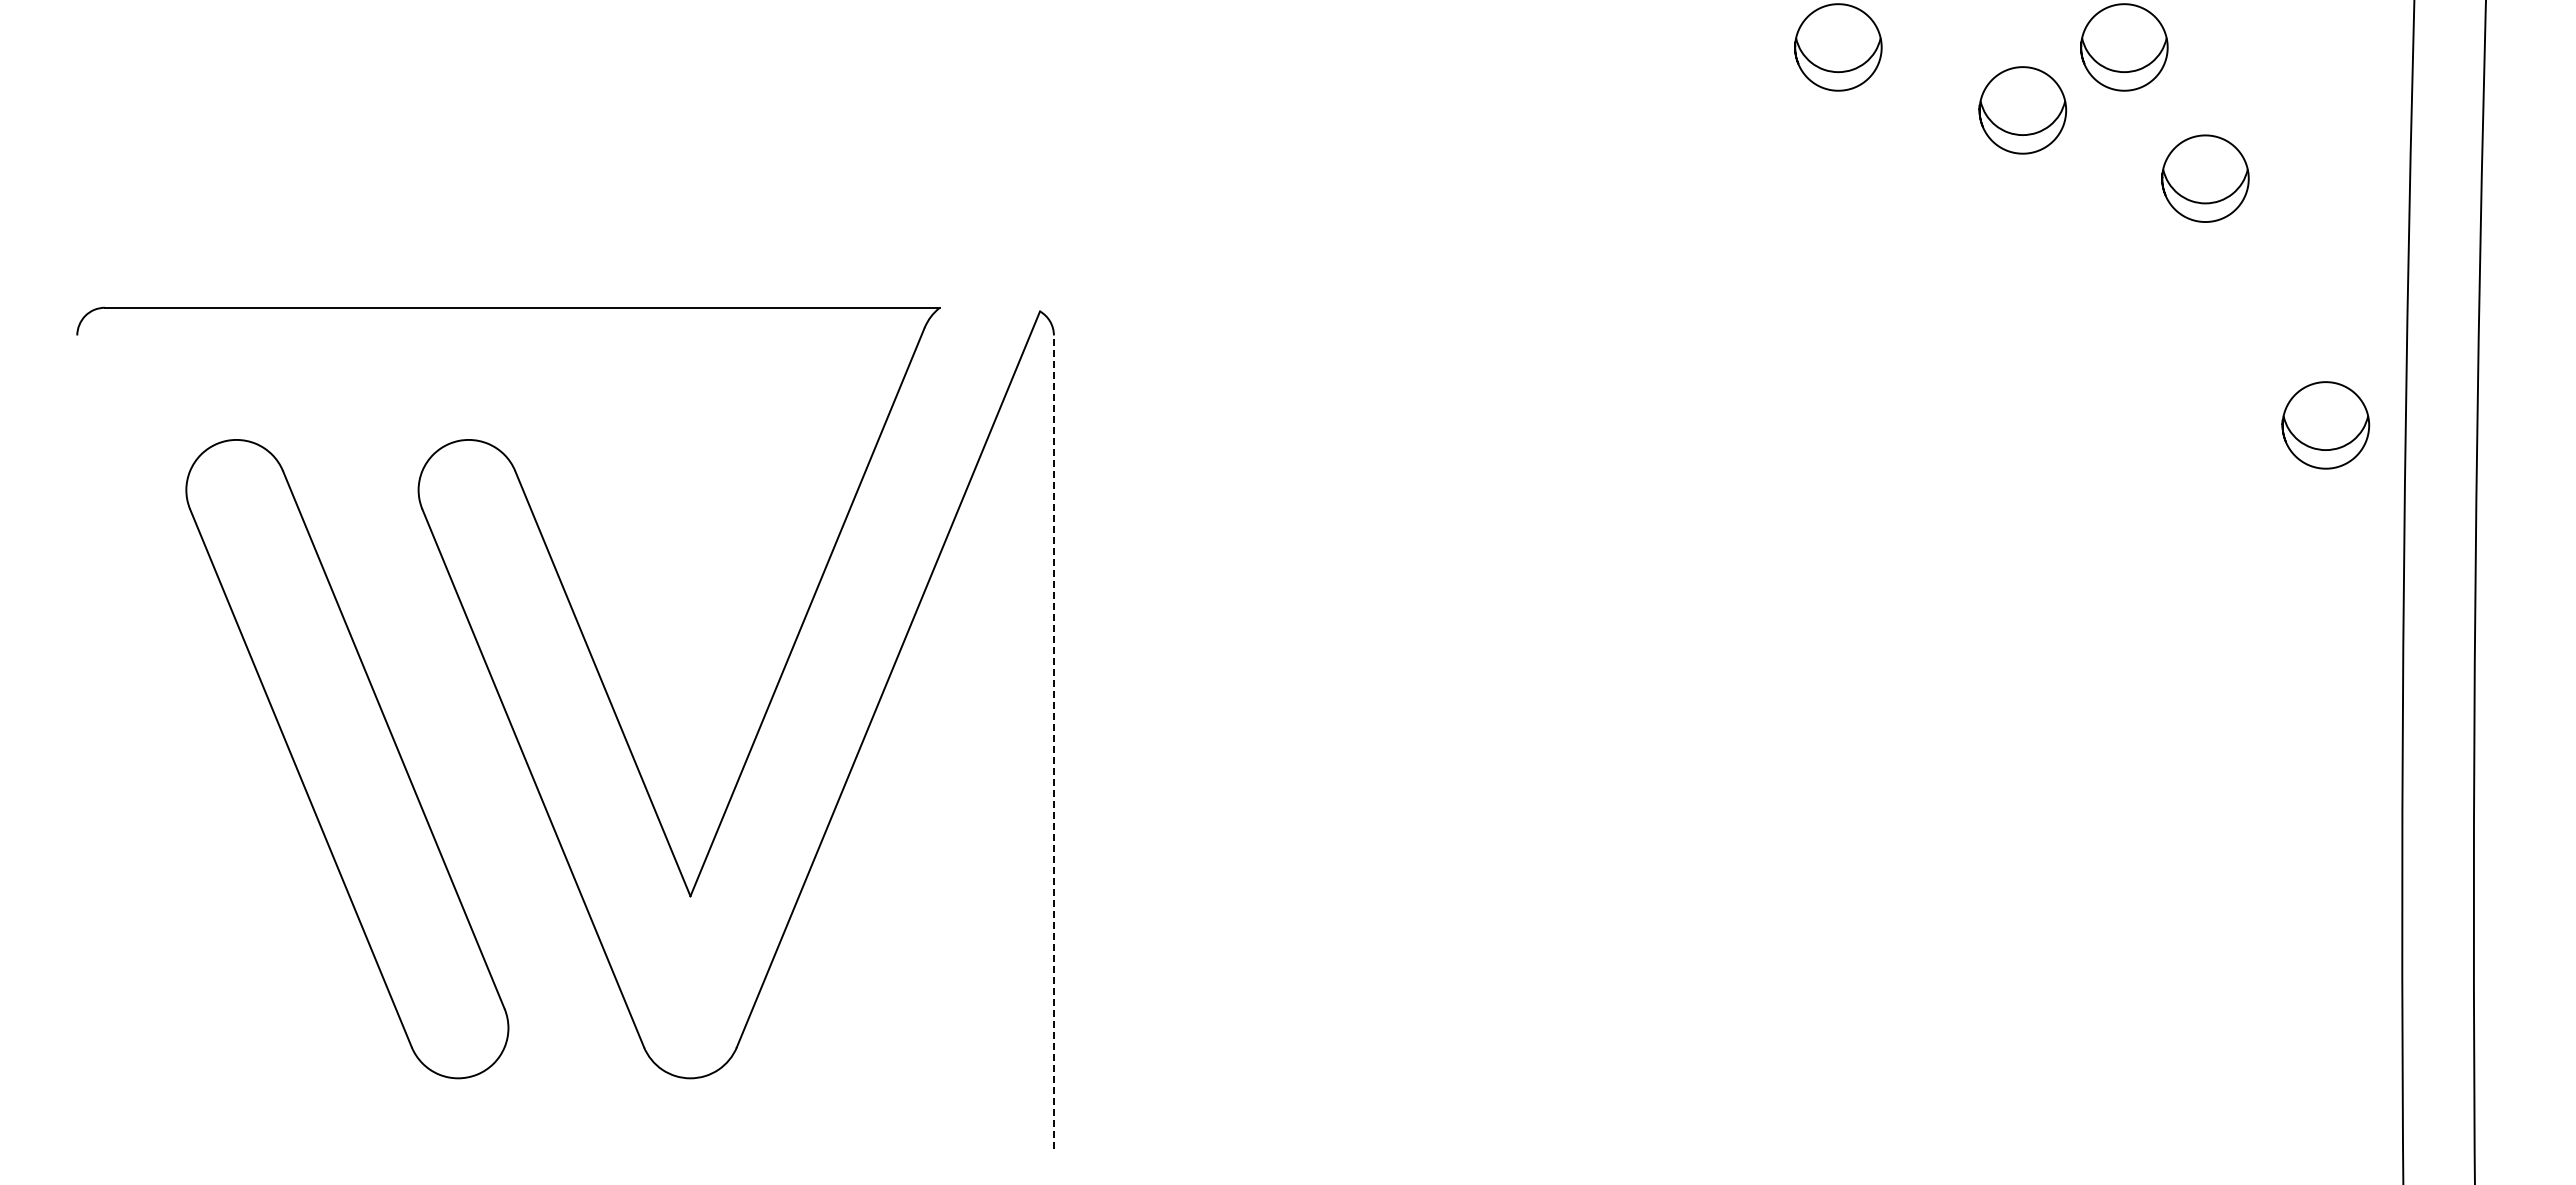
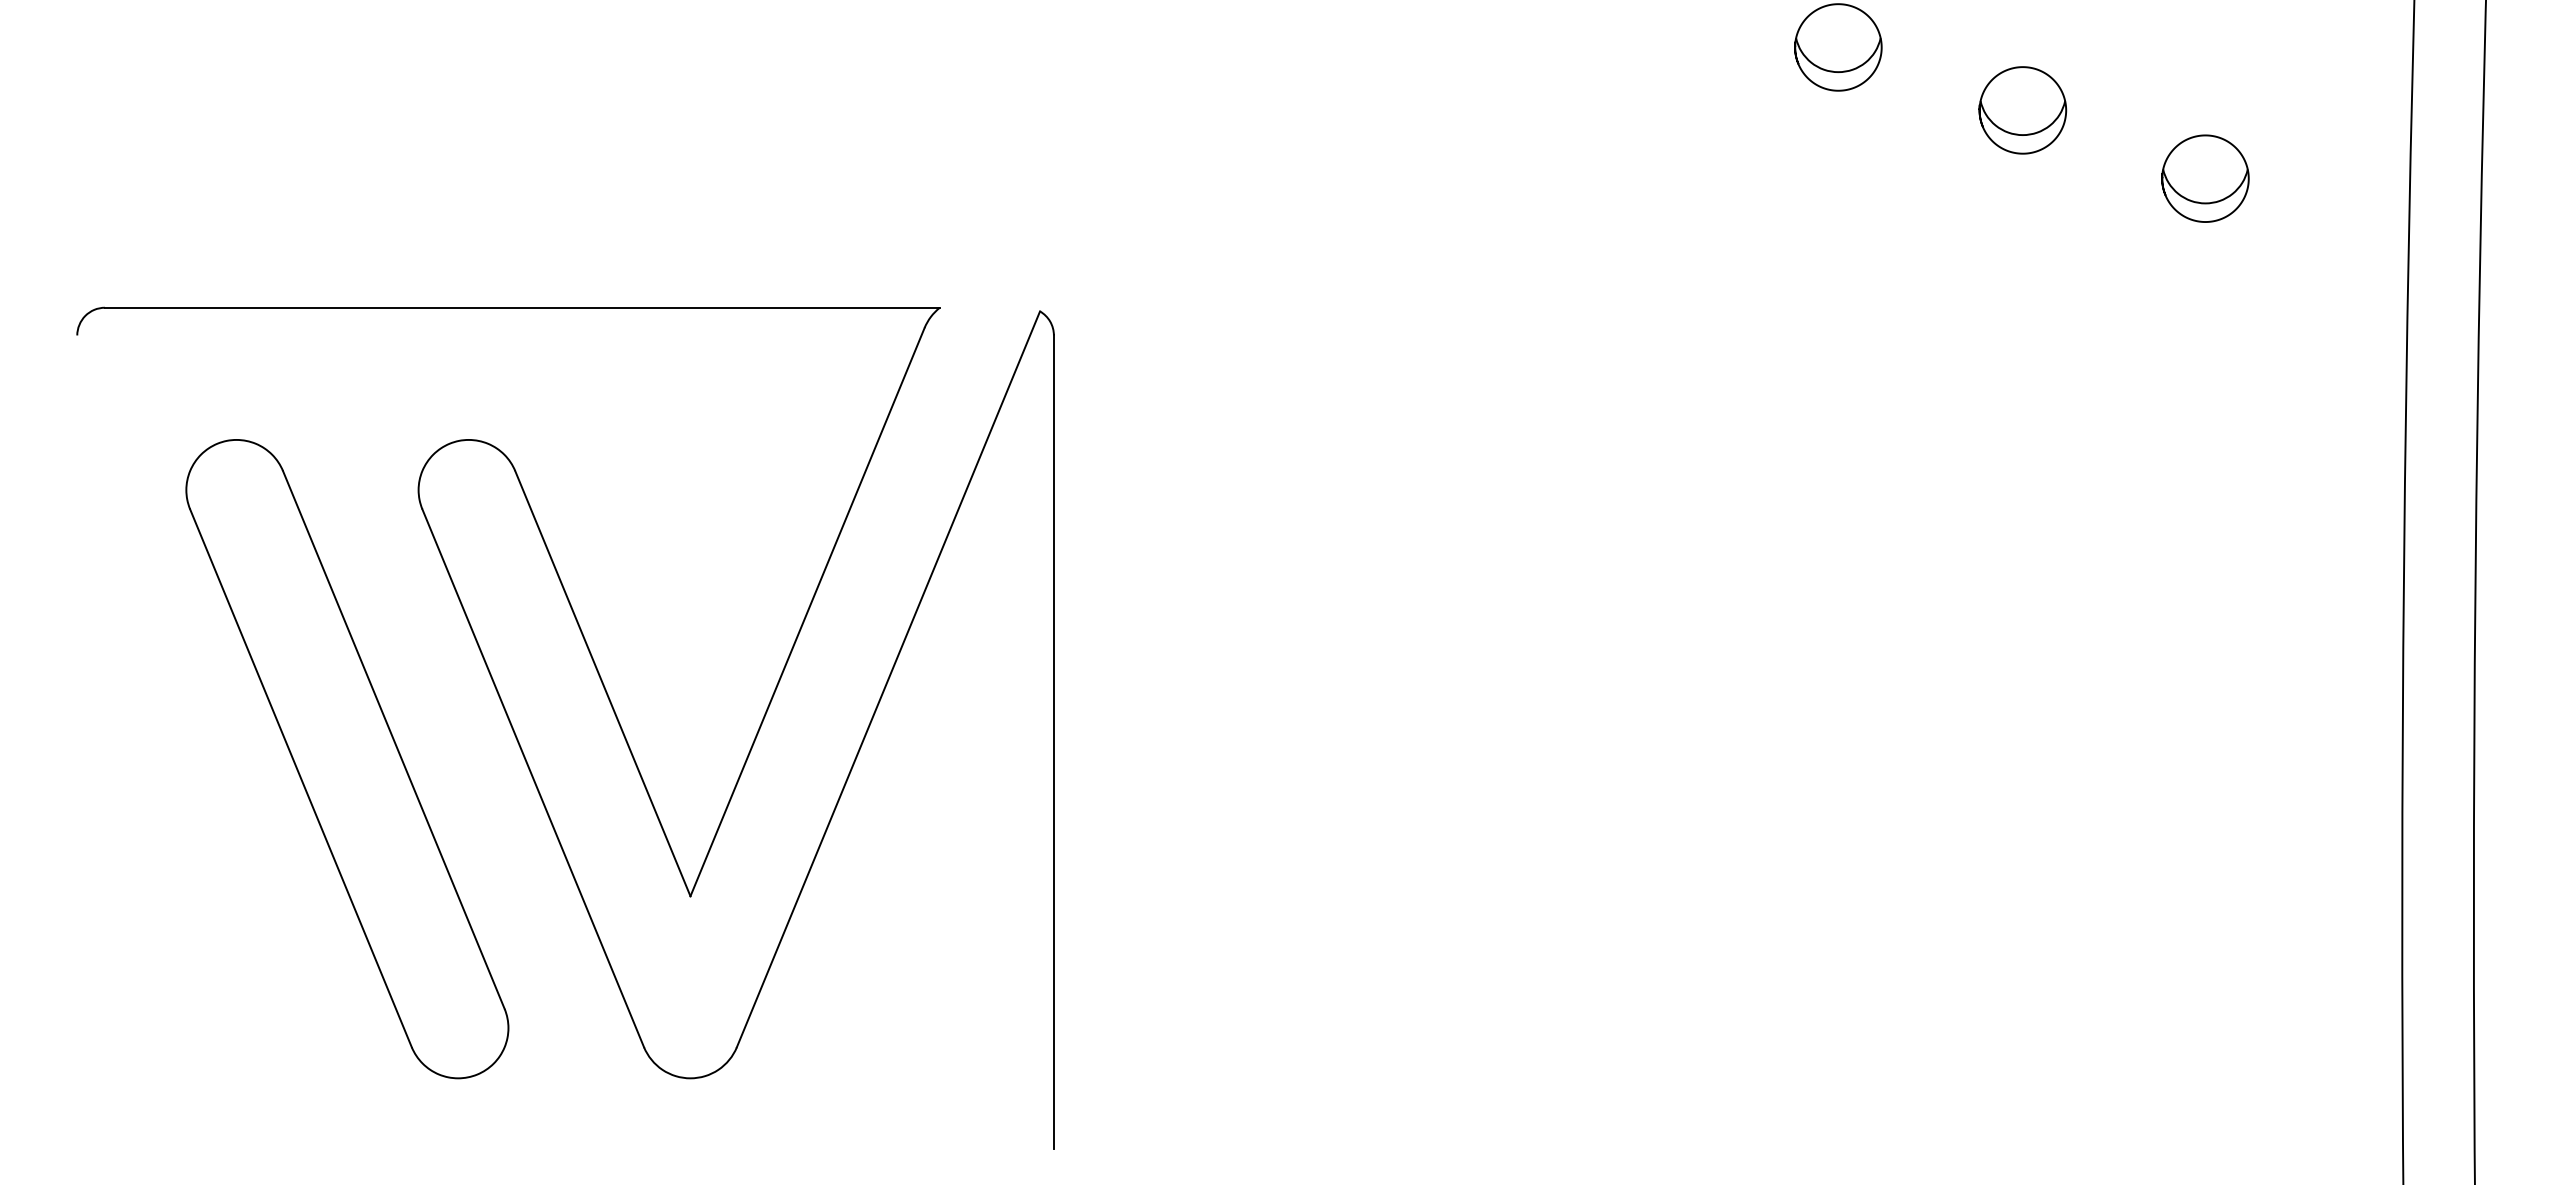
part: present -> none (2124, 47)
part: present -> none (2325, 425)
line: dashed -> solid (1053, 742)
